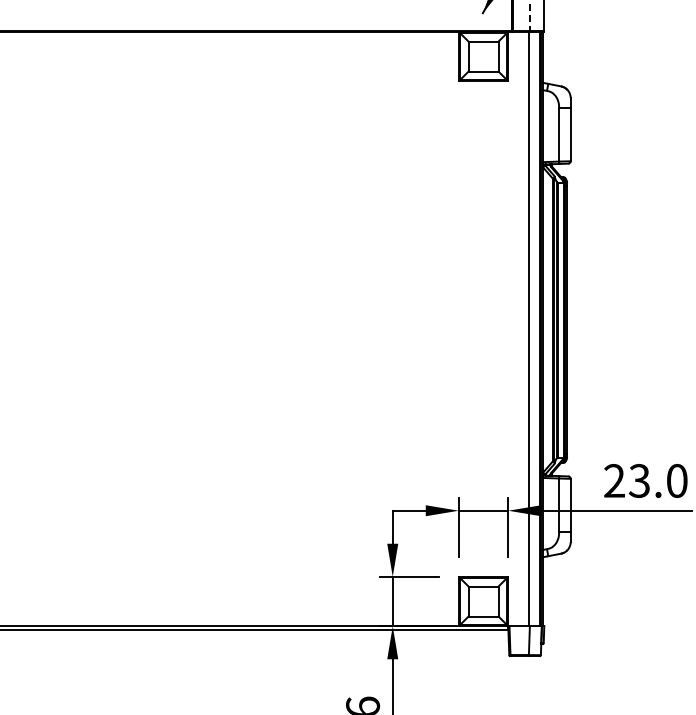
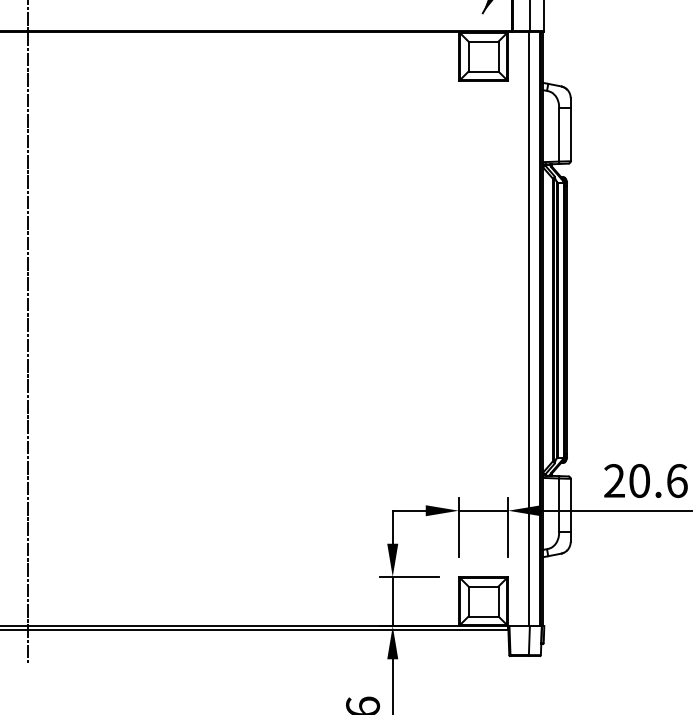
line: dashed -> solid (529, 16)
line: none -> present (27, 332)
text: 23.0 -> 20.6 (657, 480)
